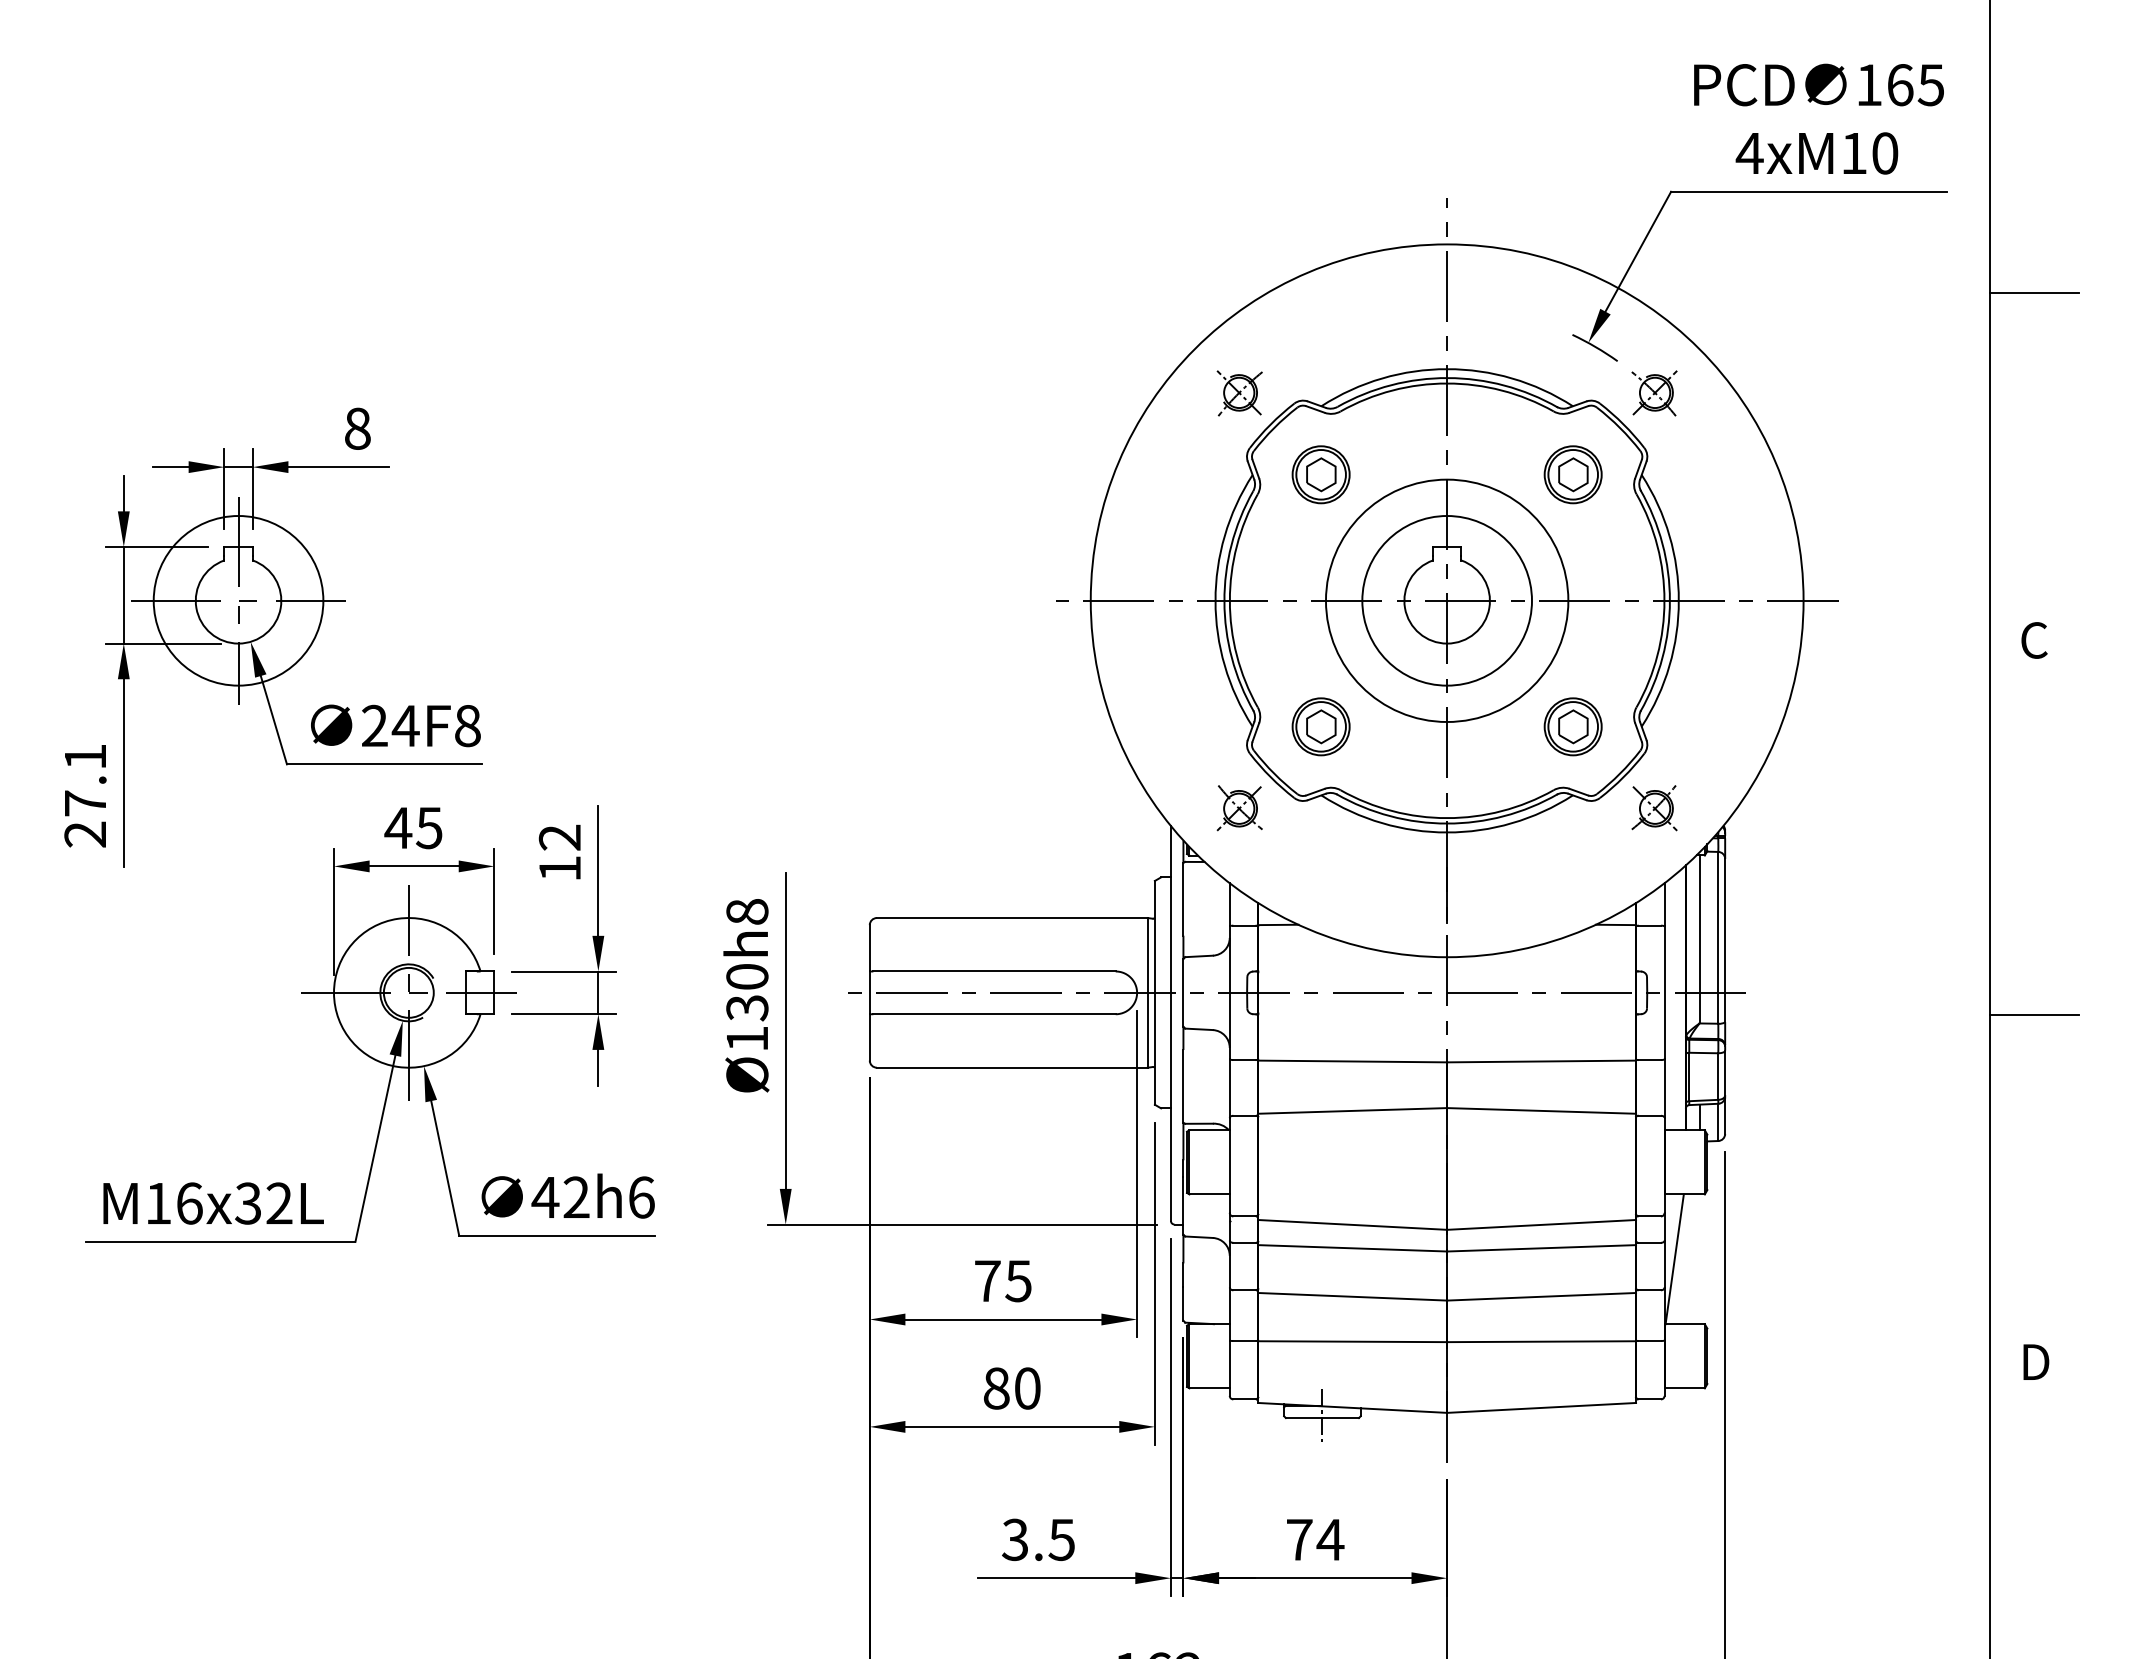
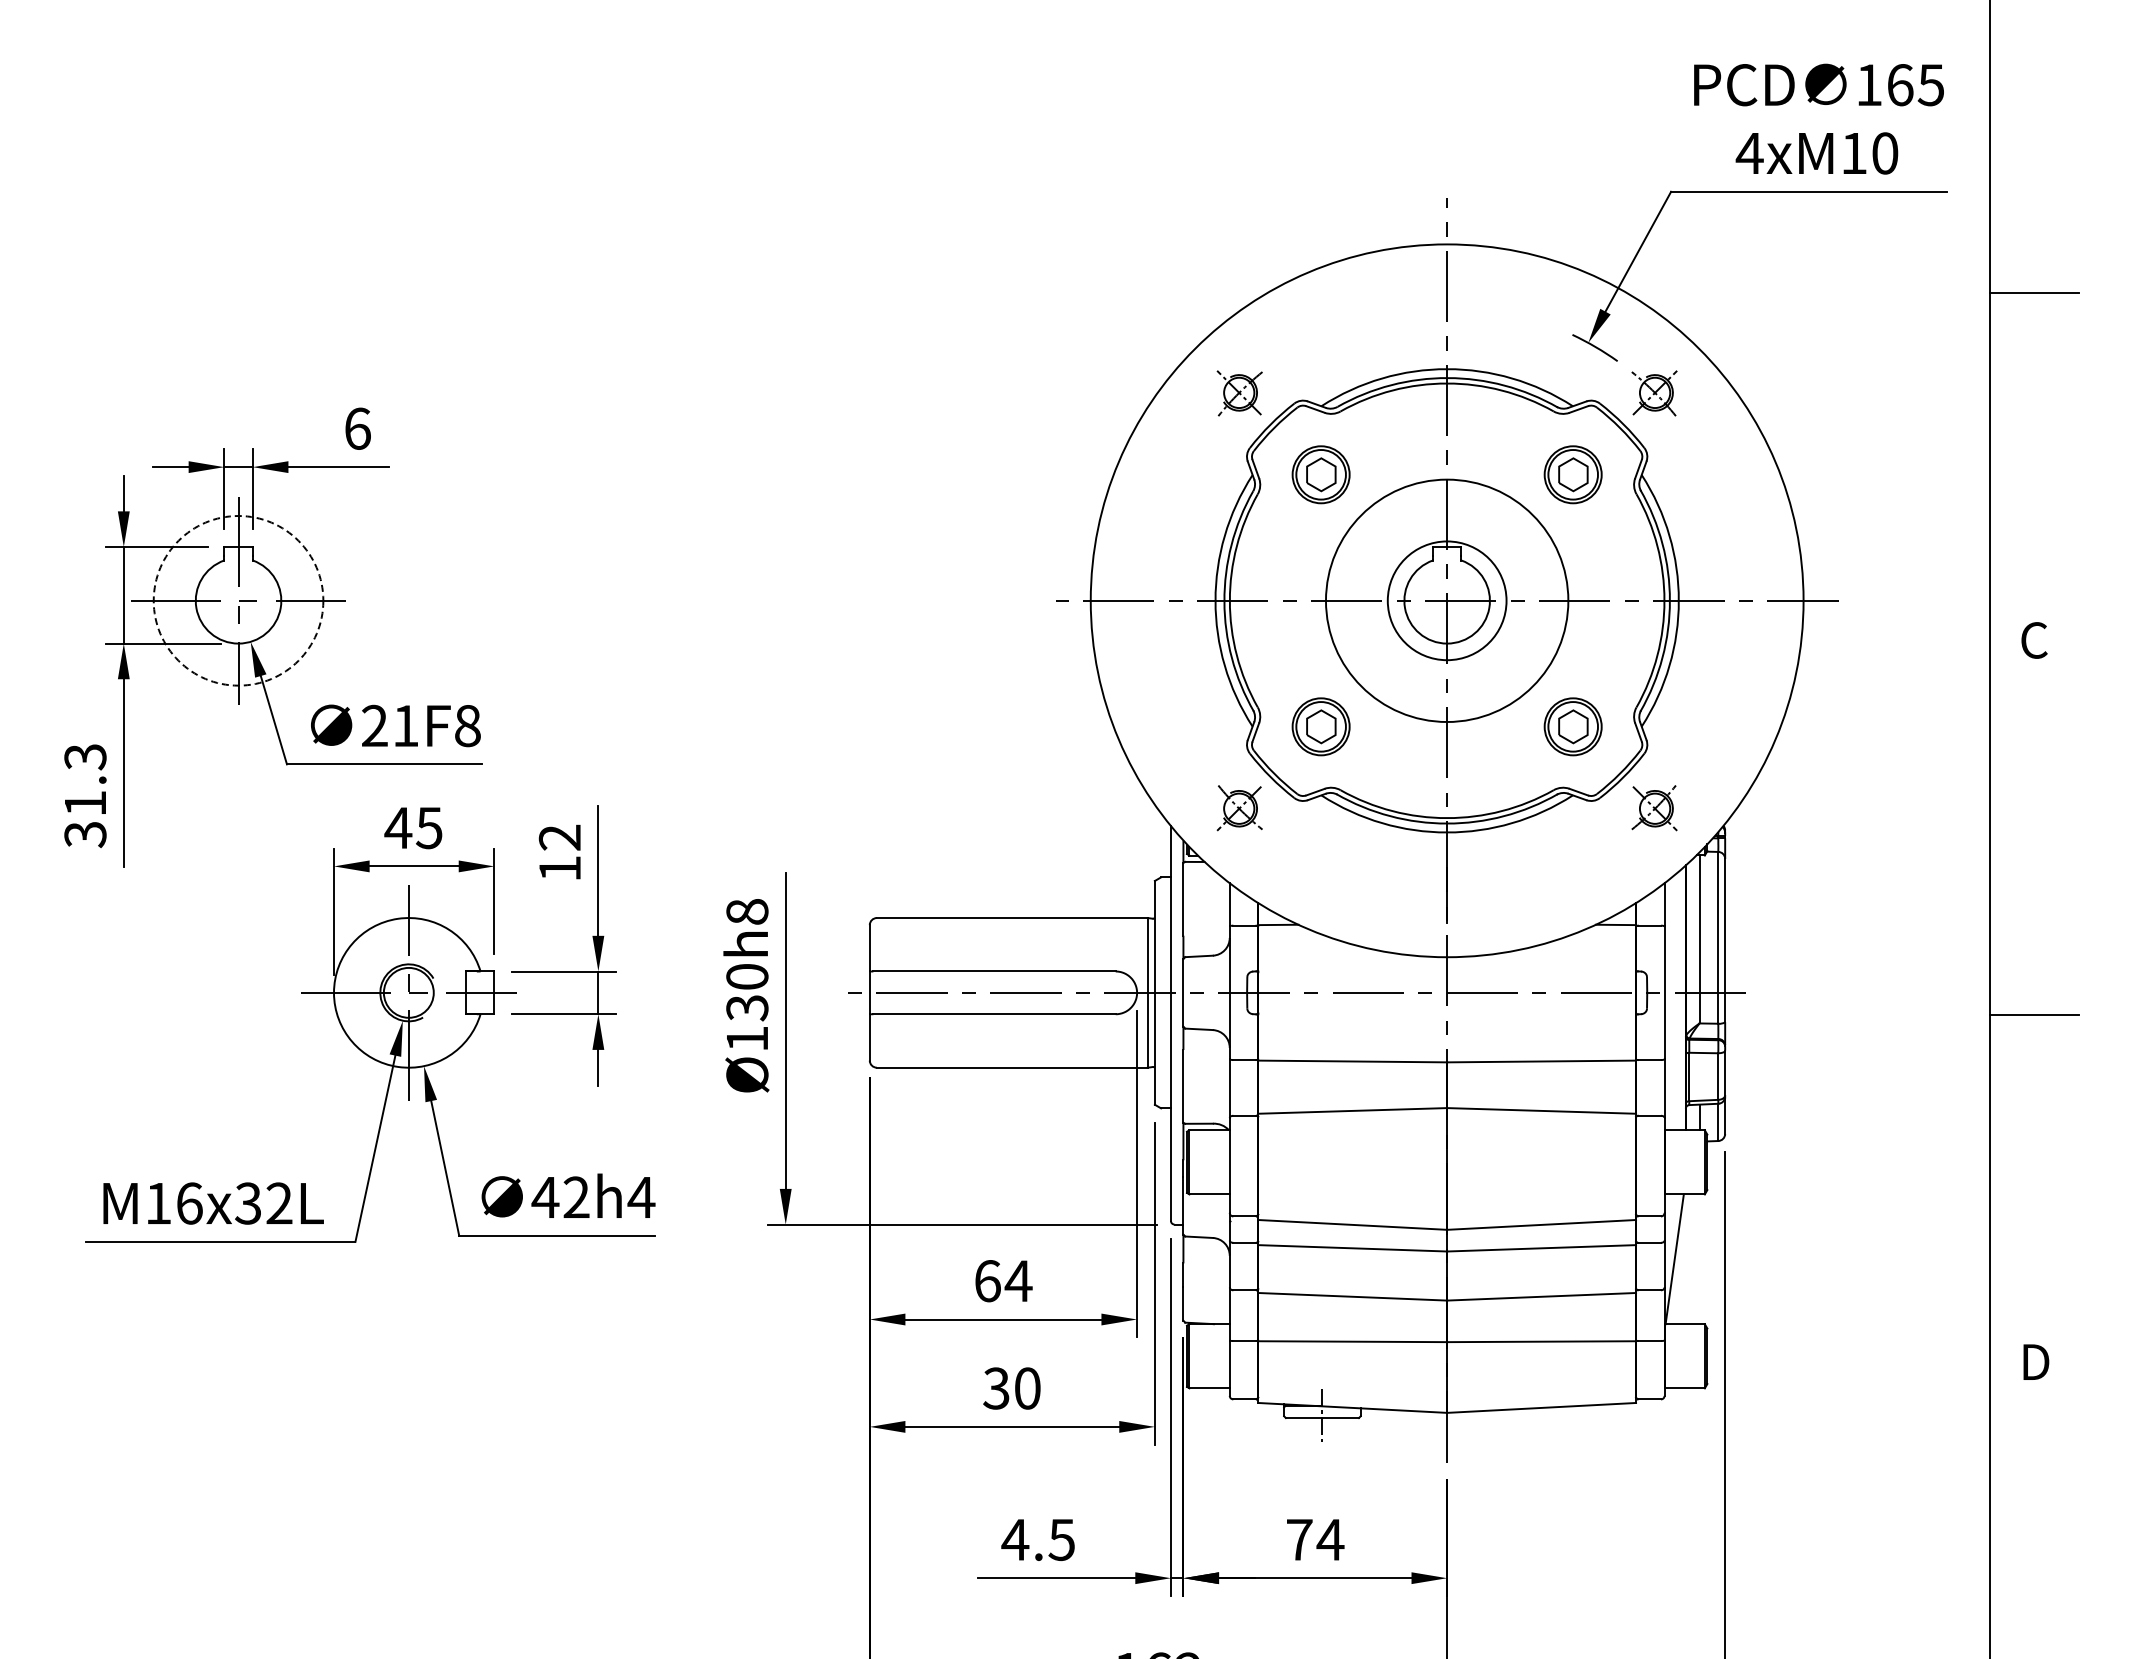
text: 8 -> 6 (357, 428)
circle: solid -> dashed (238, 600)
circle diameter: 170 px -> 119 px (1446, 600)
text: 24F8 -> 21F8 (405, 725)
text: 27.1 -> 31.3 (85, 796)
text: 42h6 -> 42h4 (641, 1197)
text: 75 -> 64 (1003, 1281)
text: 80 -> 30 (996, 1388)
text: 3.5 -> 4.5 (1015, 1539)
